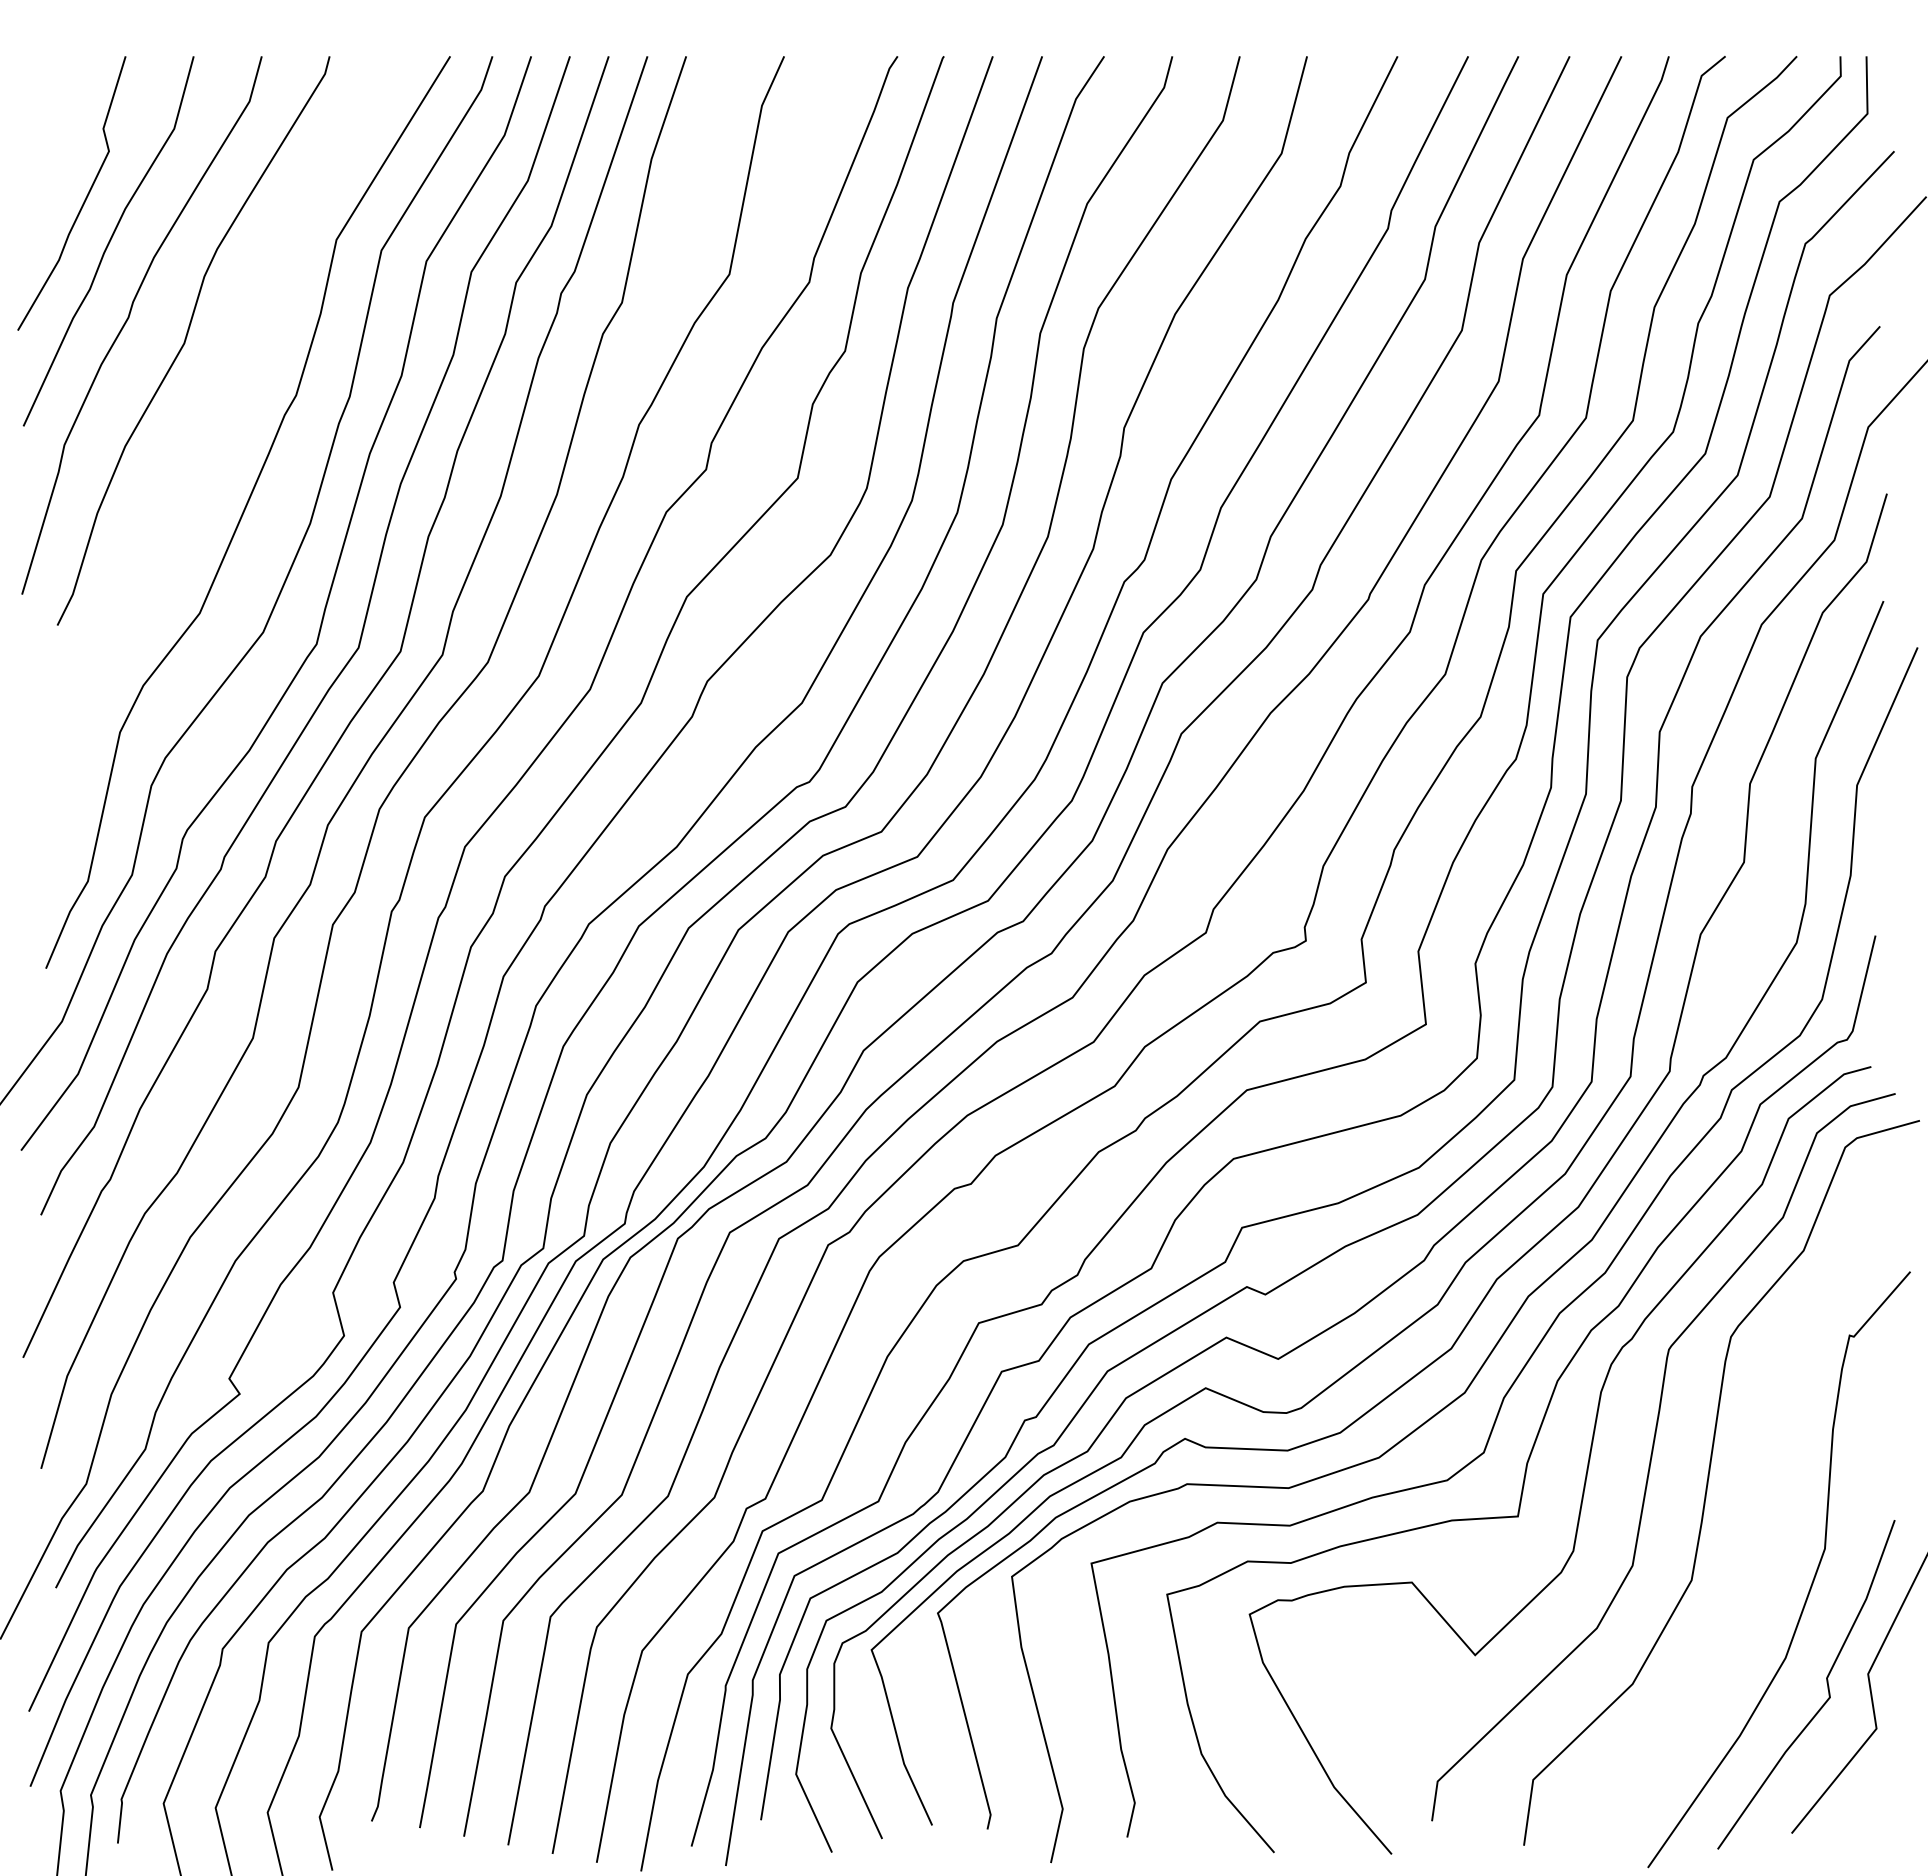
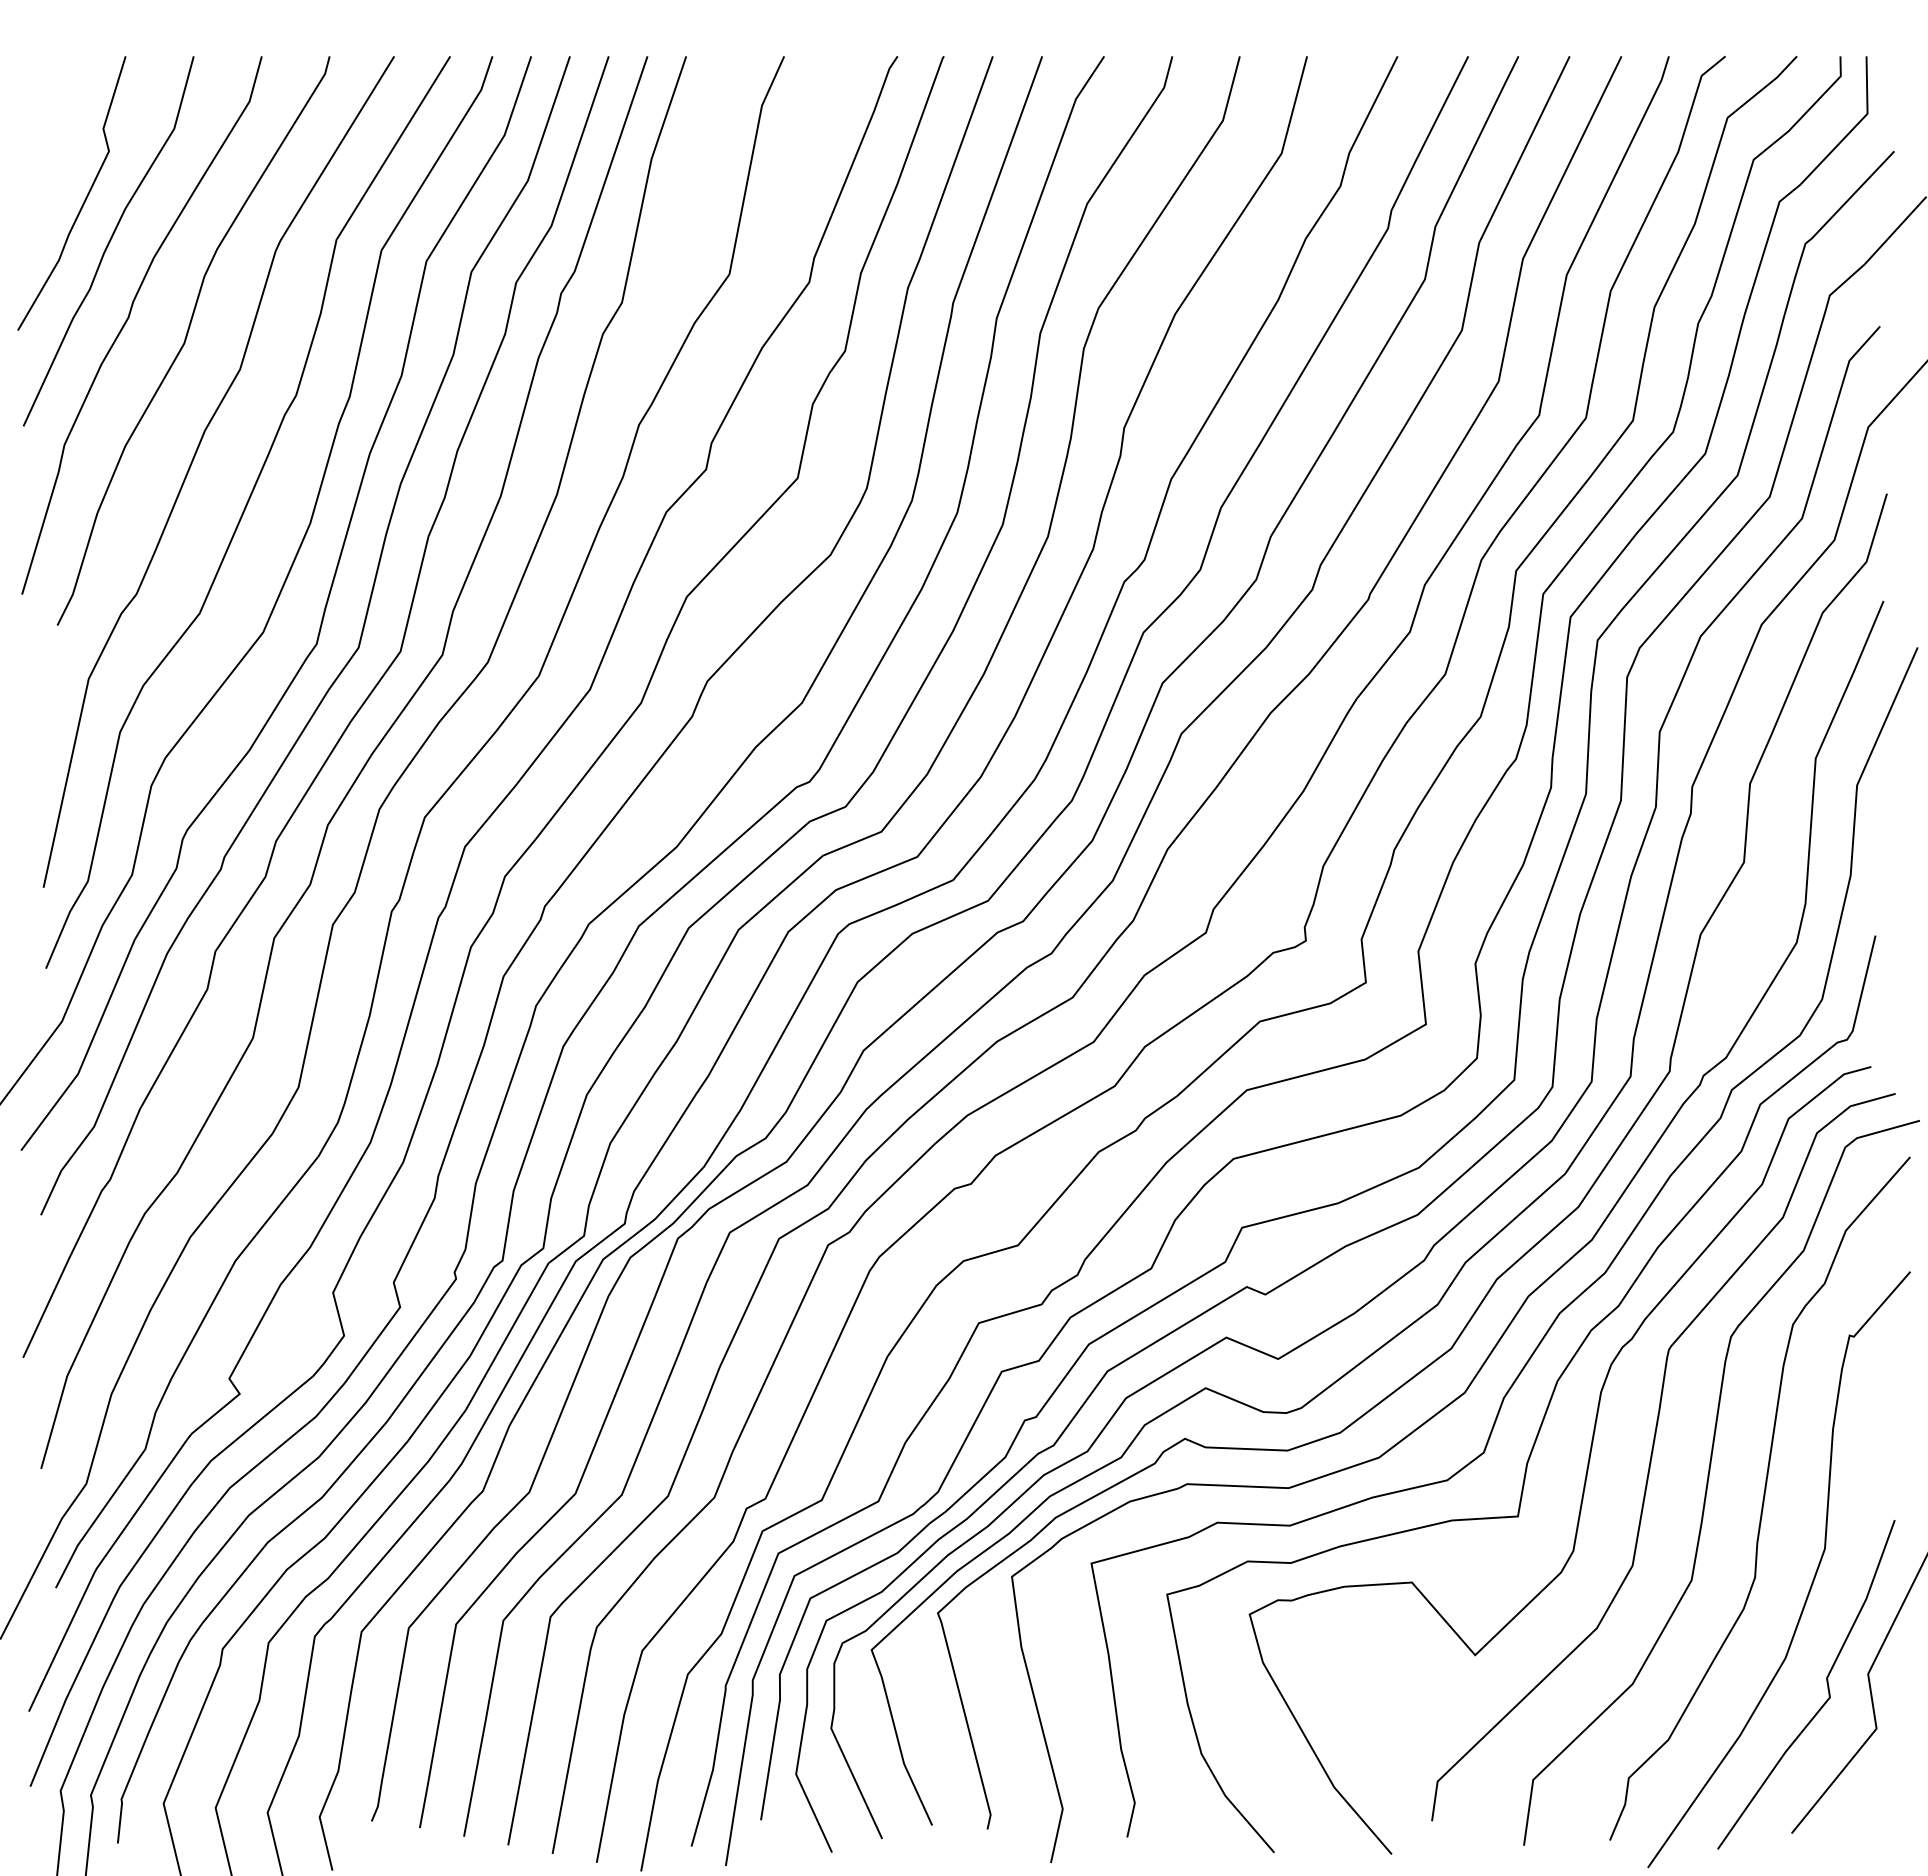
curve: none -> present (194, 459)
curve: none -> present (1762, 1499)
